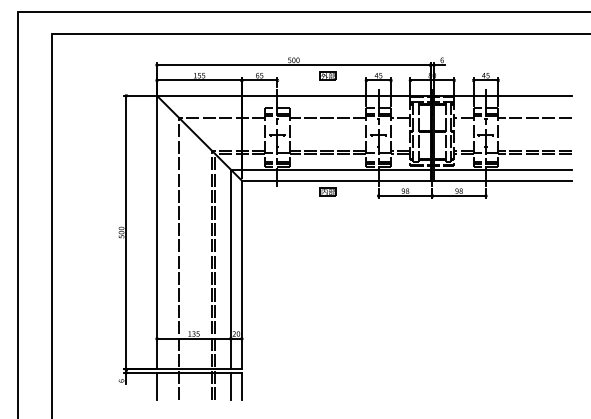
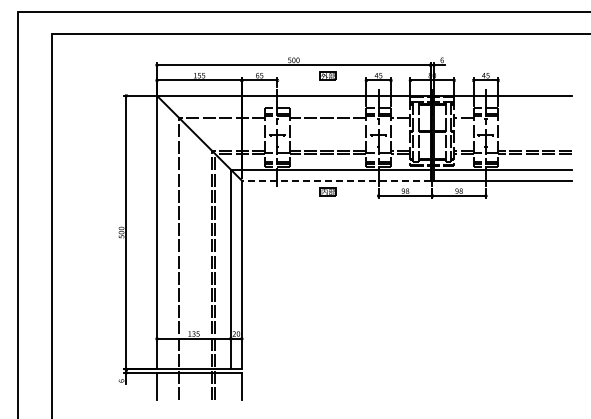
line: present -> none (534, 118)
line: solid -> dashed (335, 180)
line: present -> none (230, 386)
